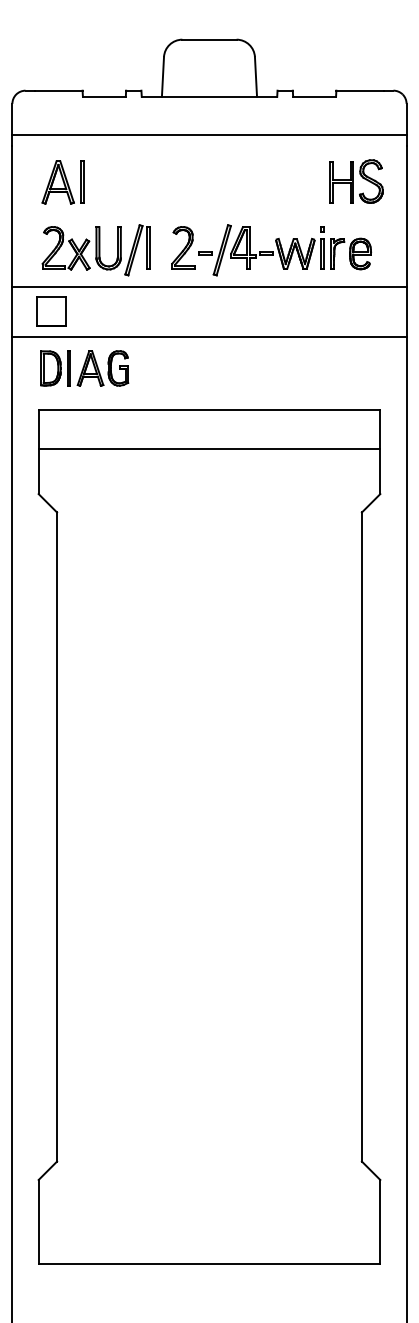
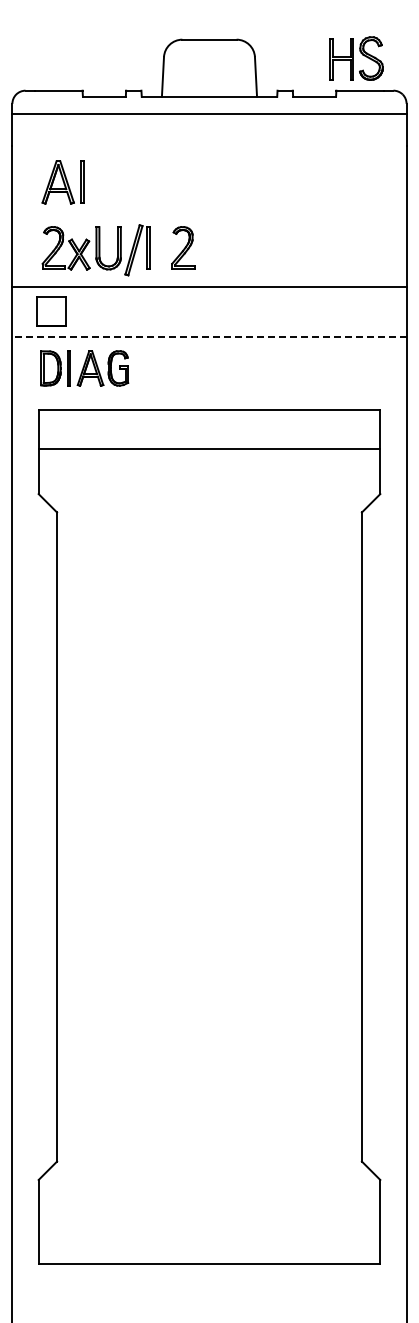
line position: (209, 134) -> (209, 113) (209, 113)
part position: (356, 181) -> (356, 58) (356, 58)
part: present -> none (284, 250)
line: solid -> dashed (209, 337)
